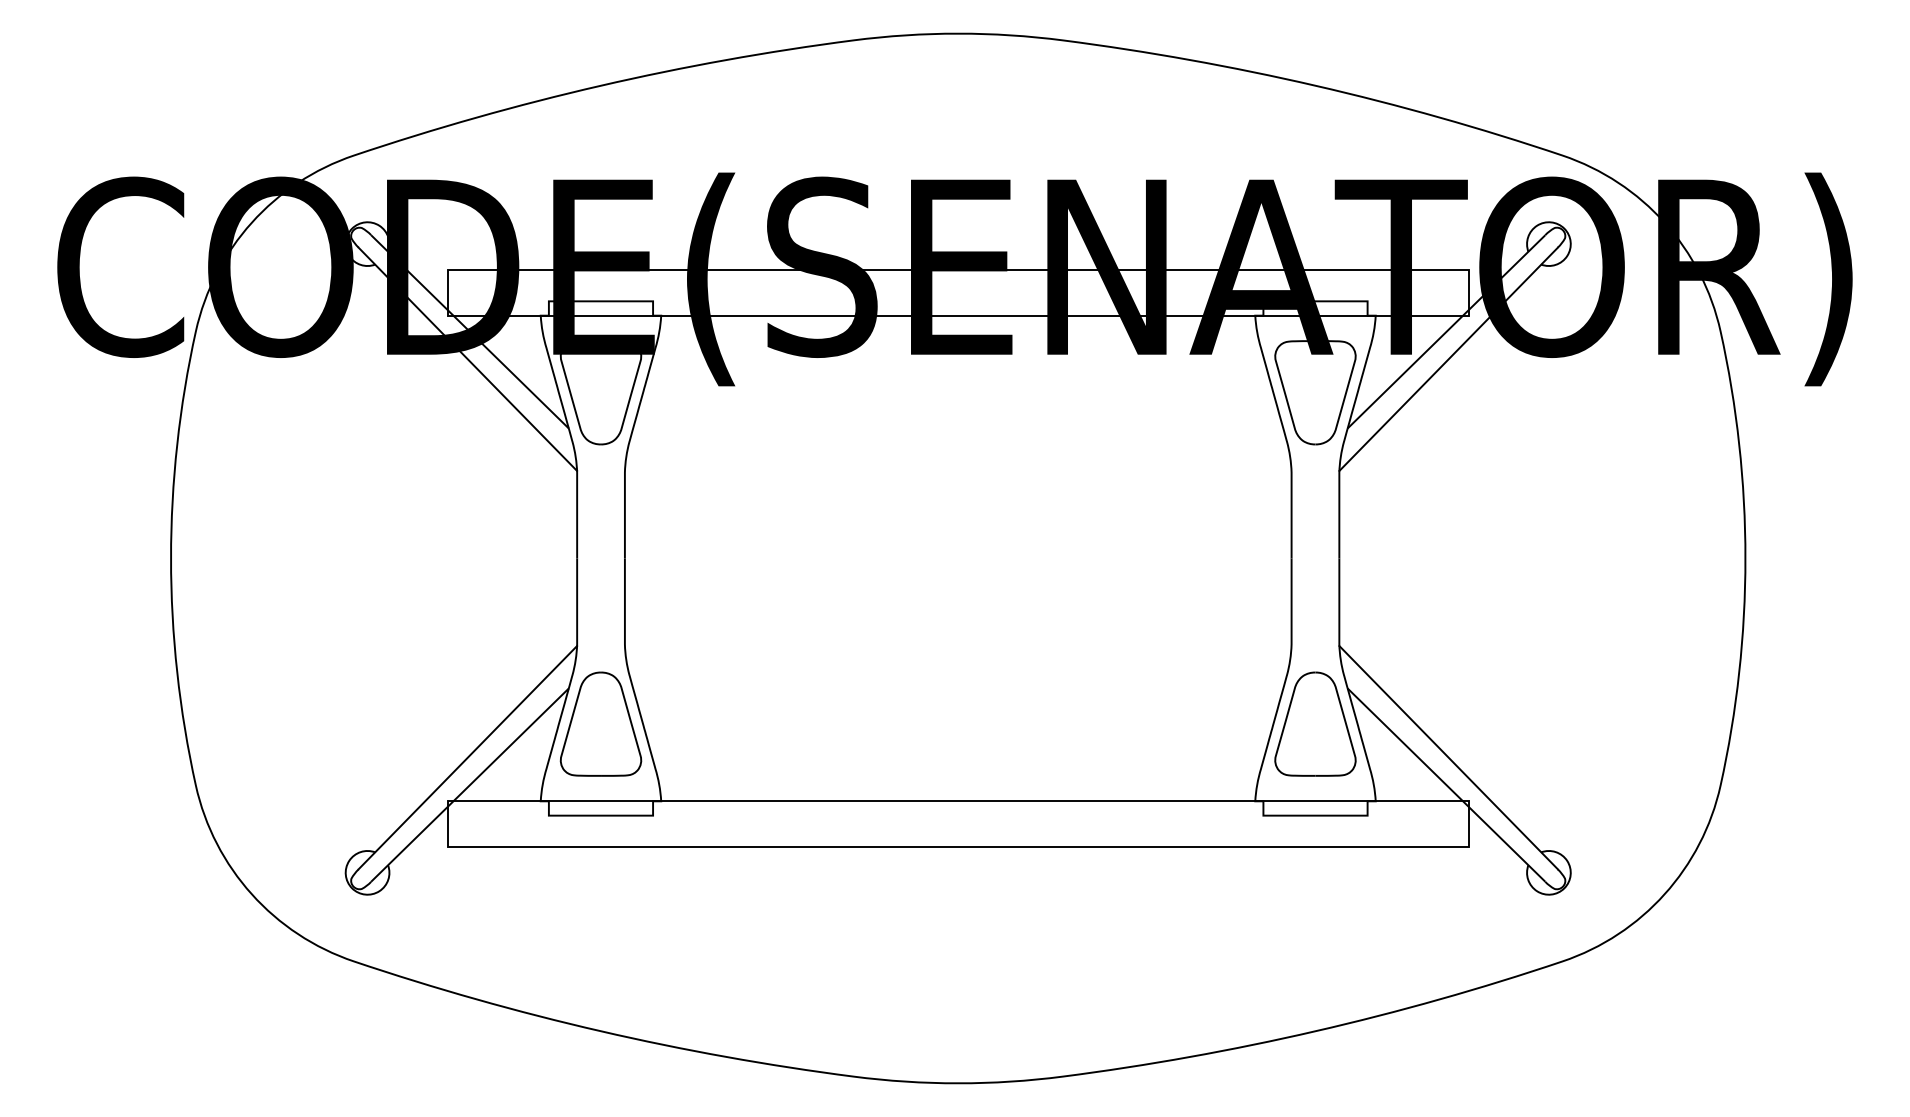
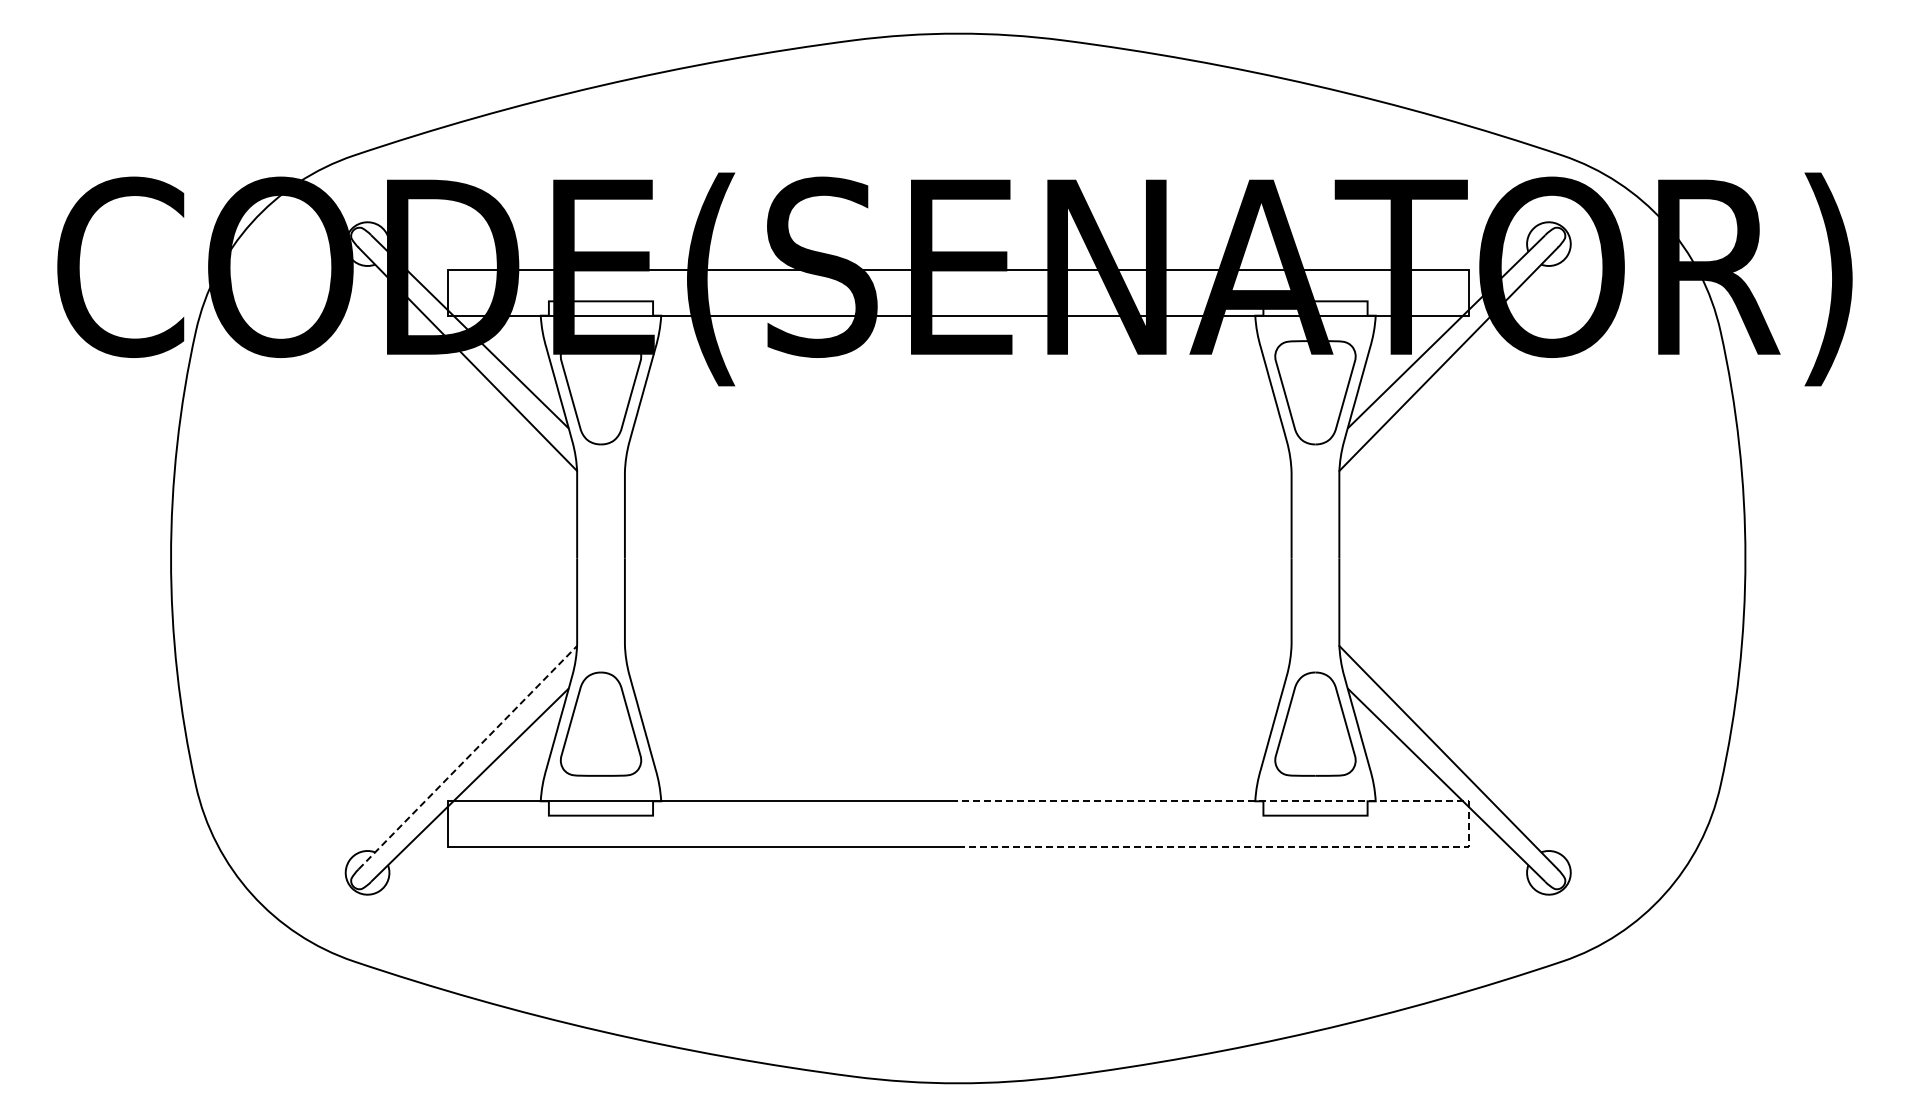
line: solid -> dashed (468, 757)
line: solid -> dashed (1468, 824)
